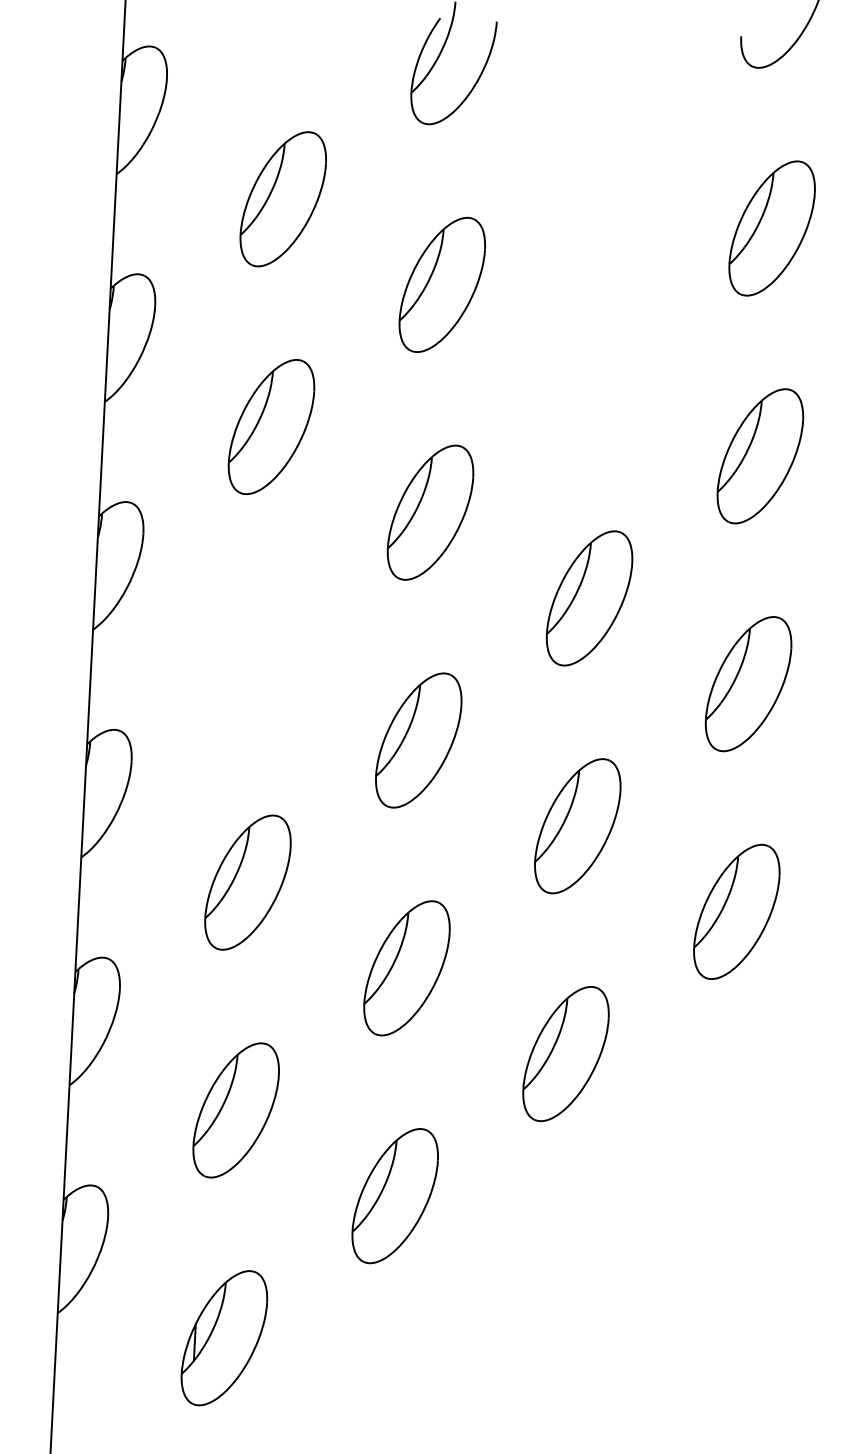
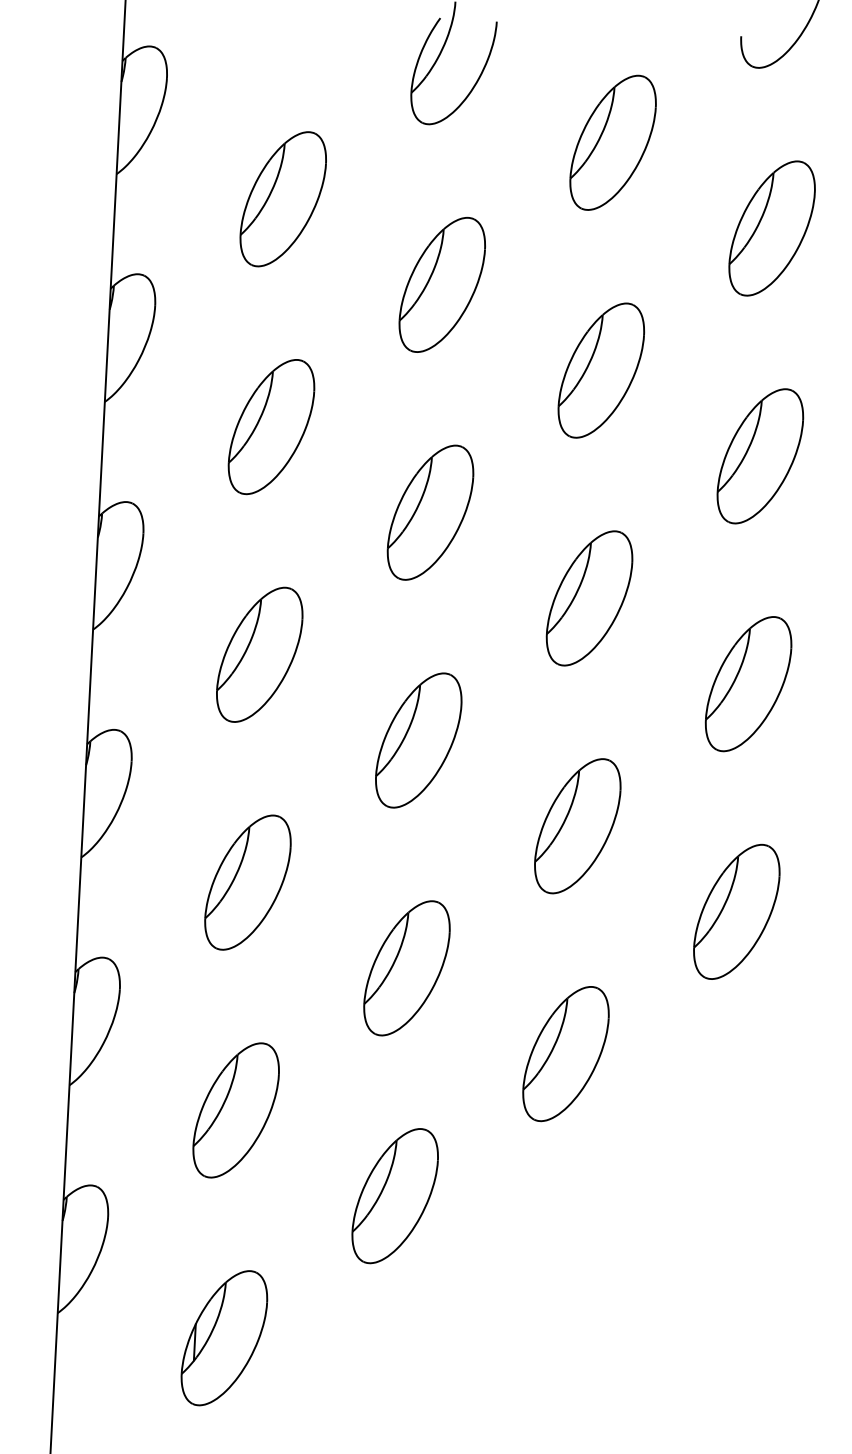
part: none -> present (612, 142)
part: none -> present (601, 370)
part: none -> present (259, 654)
